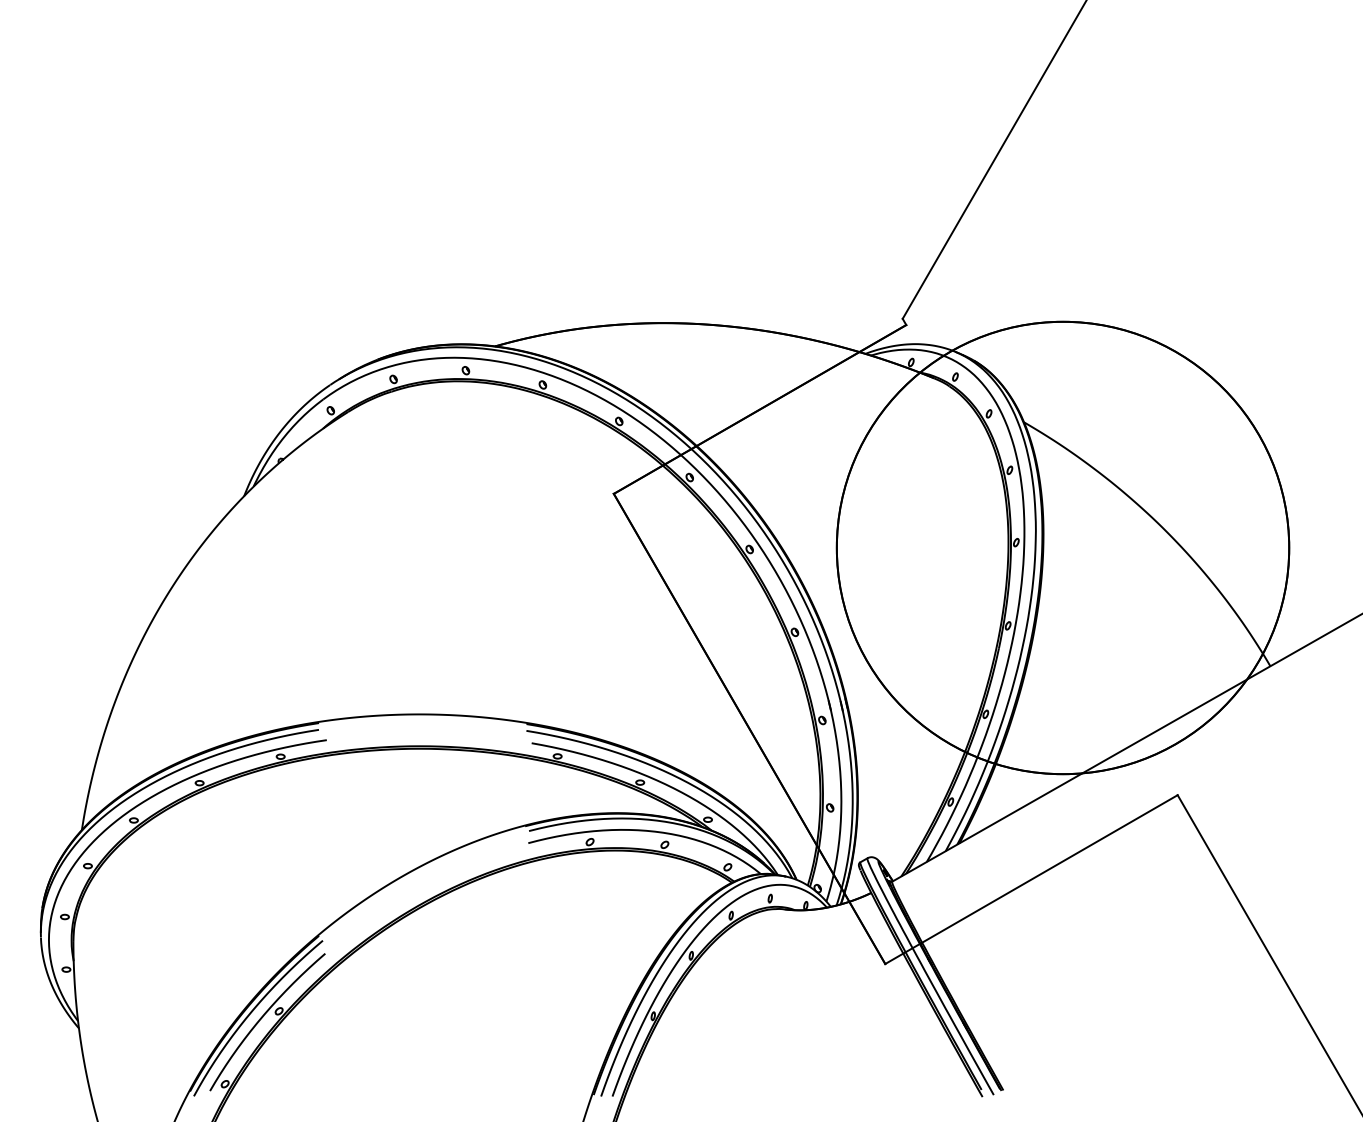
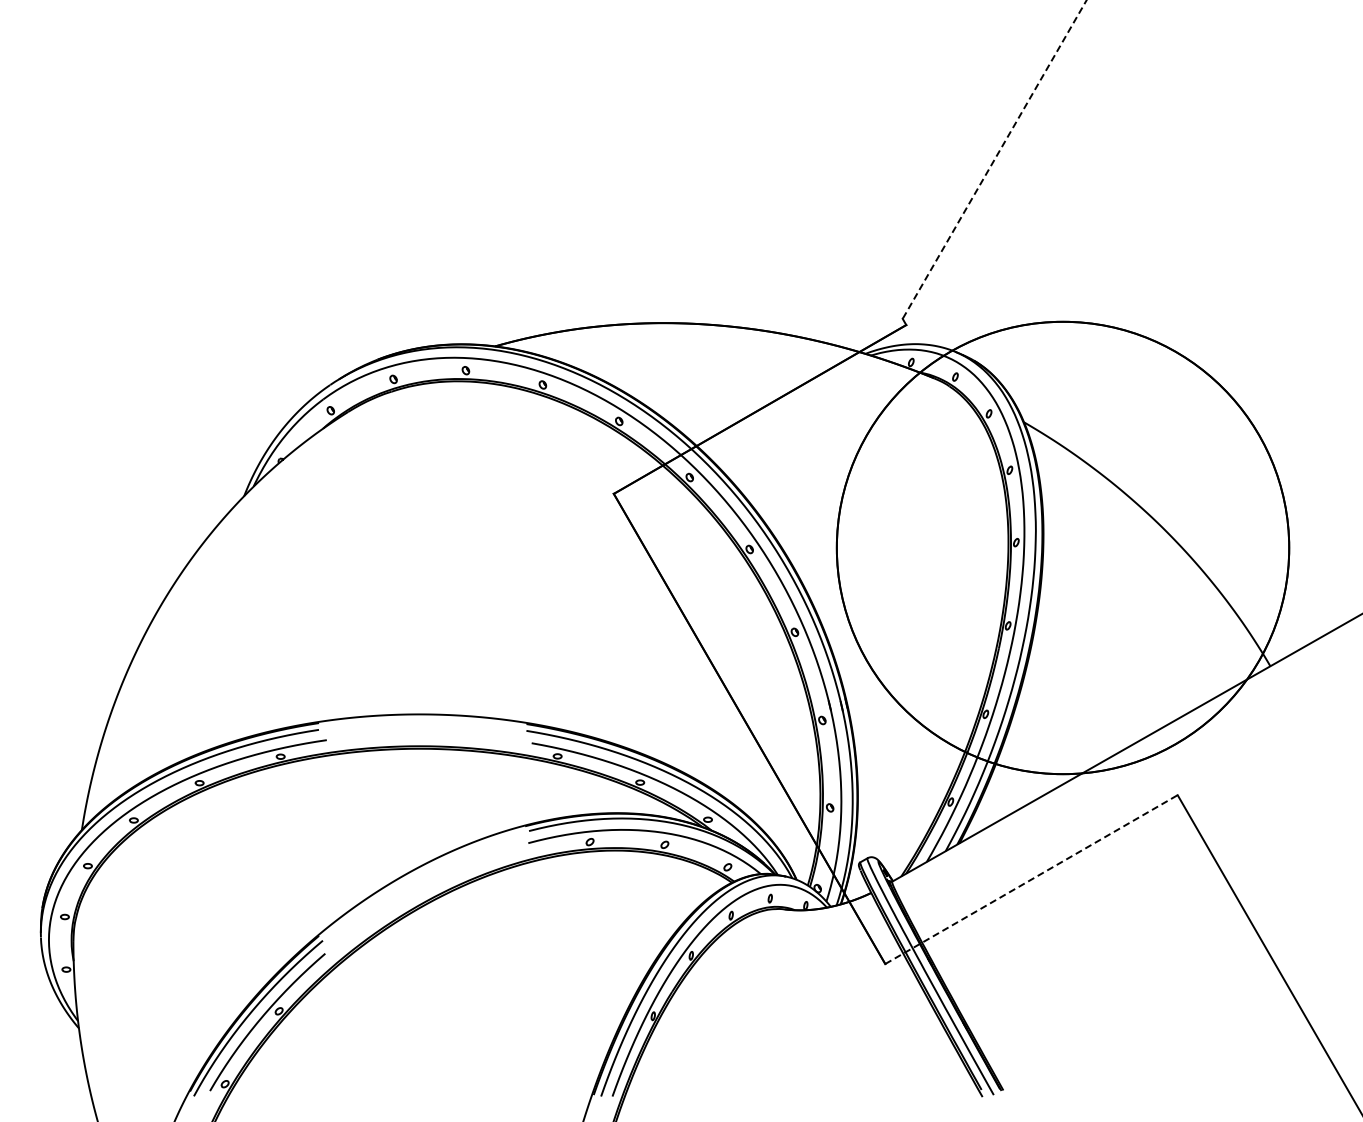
line: solid -> dashed (994, 159)
line: solid -> dashed (1031, 879)
